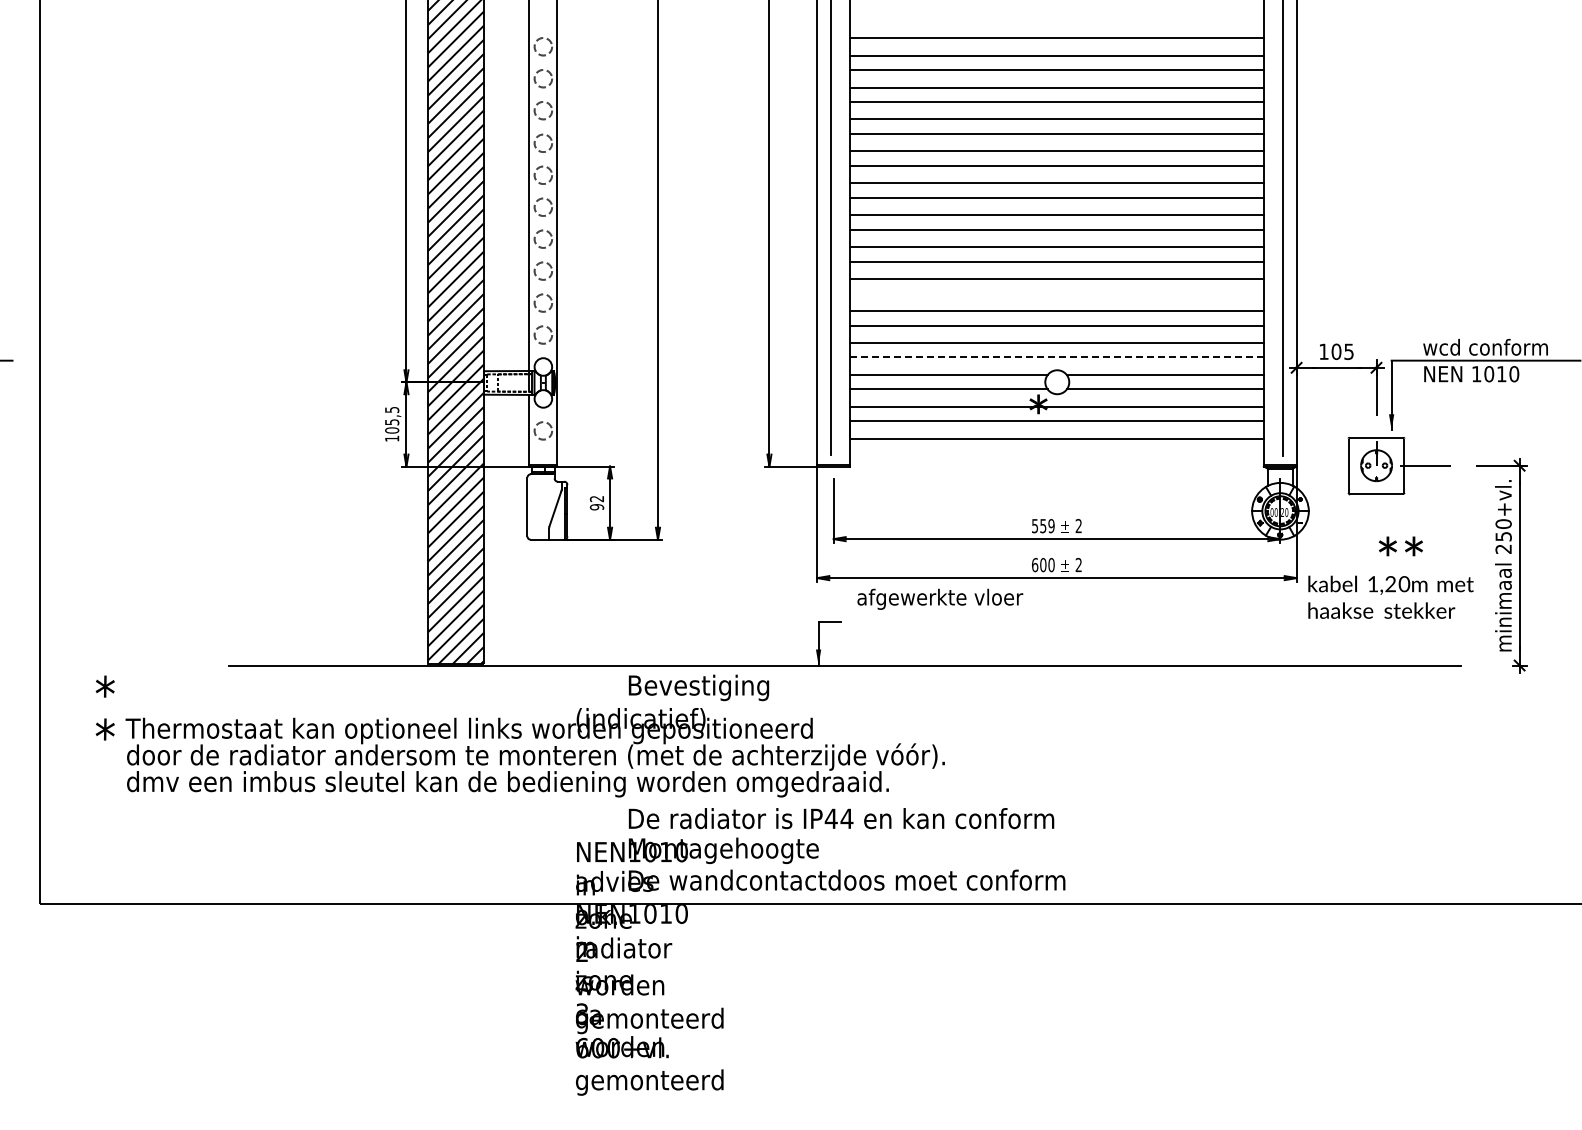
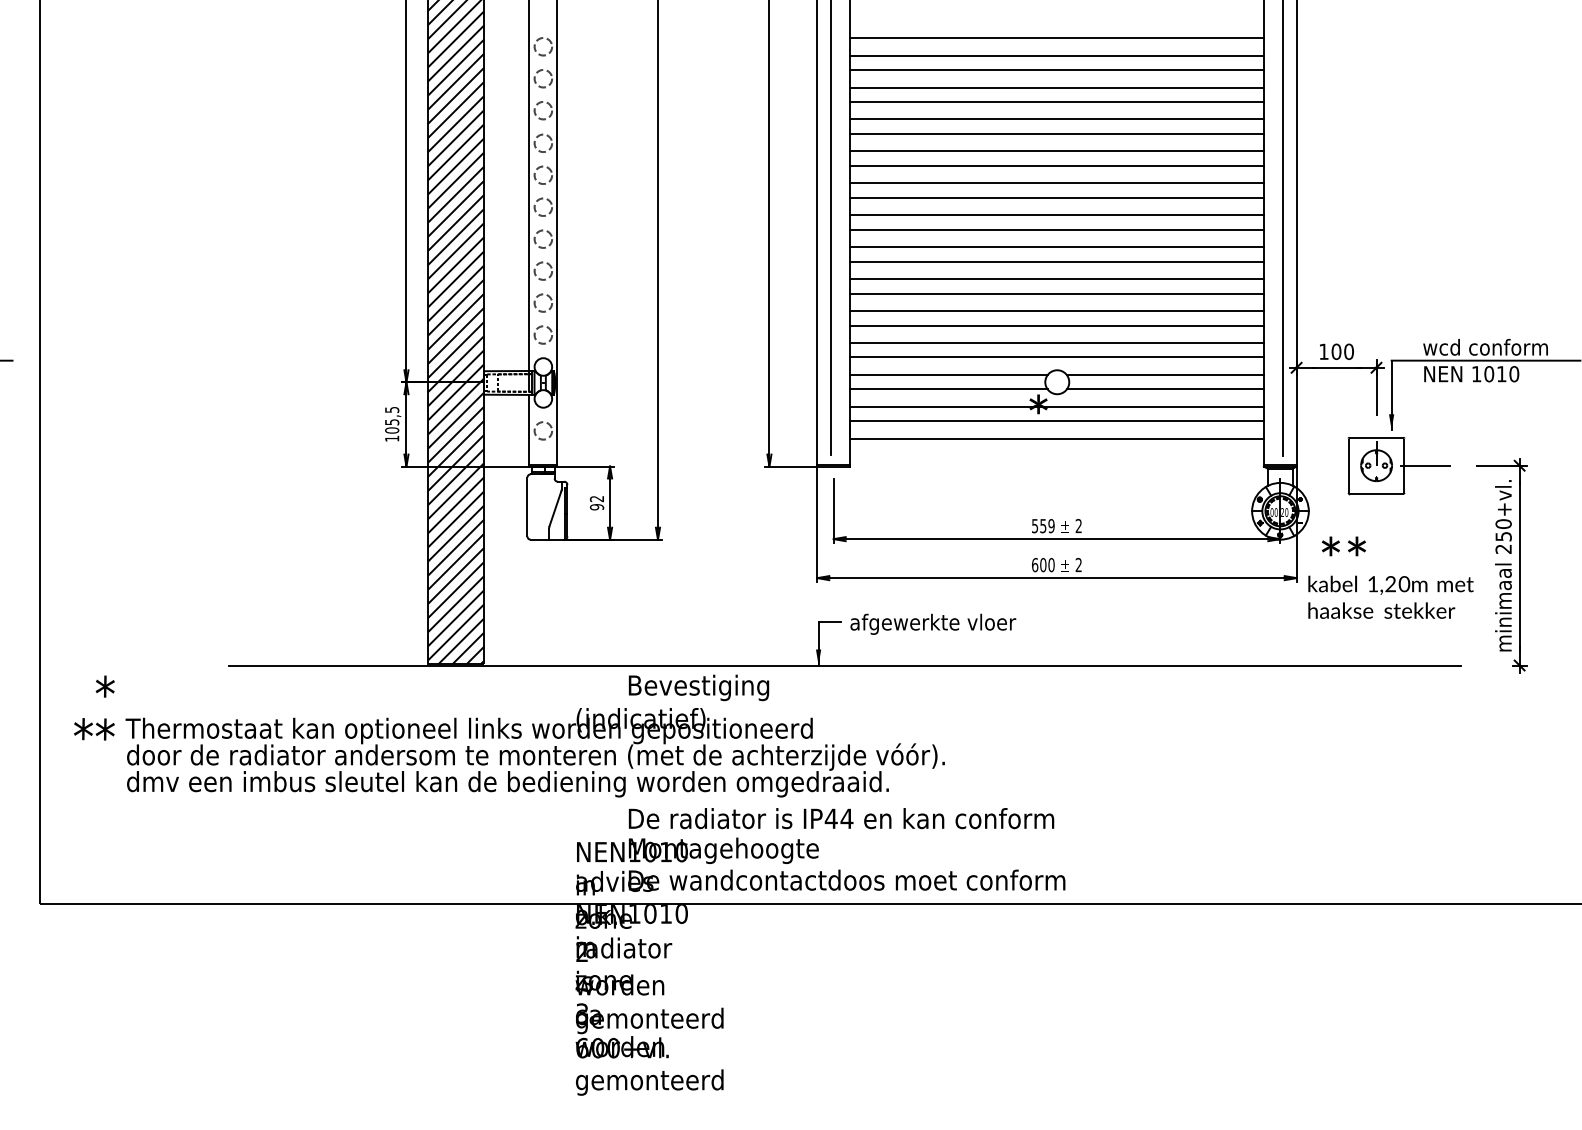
line: none -> present (1056, 293)
text: 105 -> 100 (1348, 351)
line: dashed -> solid (1056, 357)
text position: (1400, 546) -> (1343, 546) (1343, 546)
text position: (940, 598) -> (933, 623) (933, 623)
text: * -> ** (83, 729)
